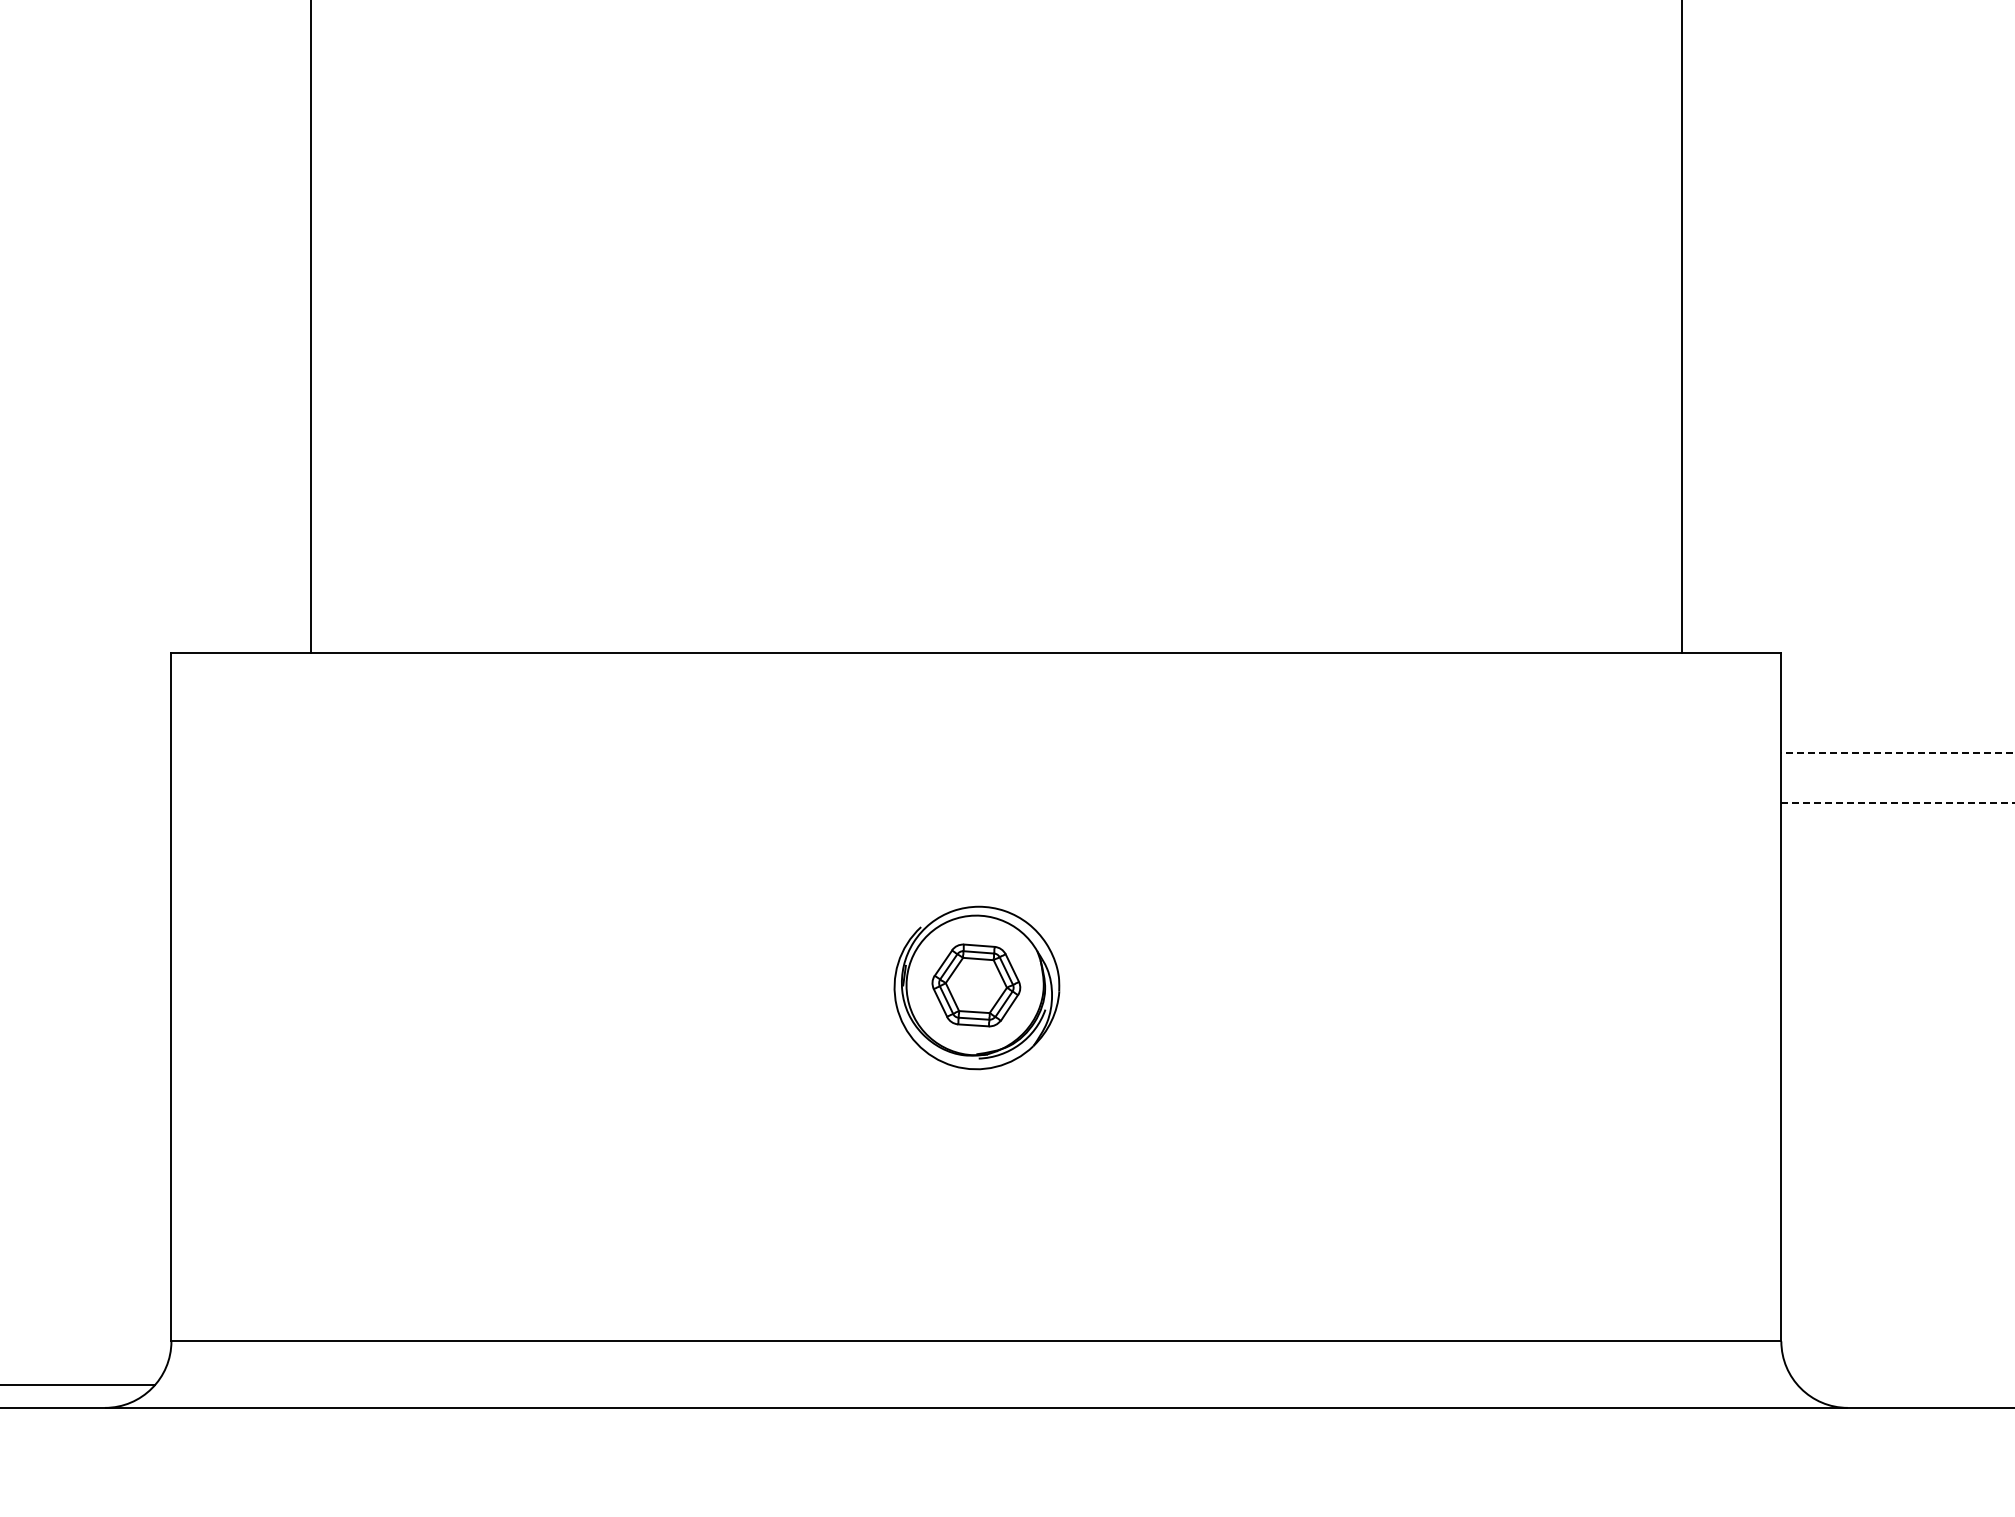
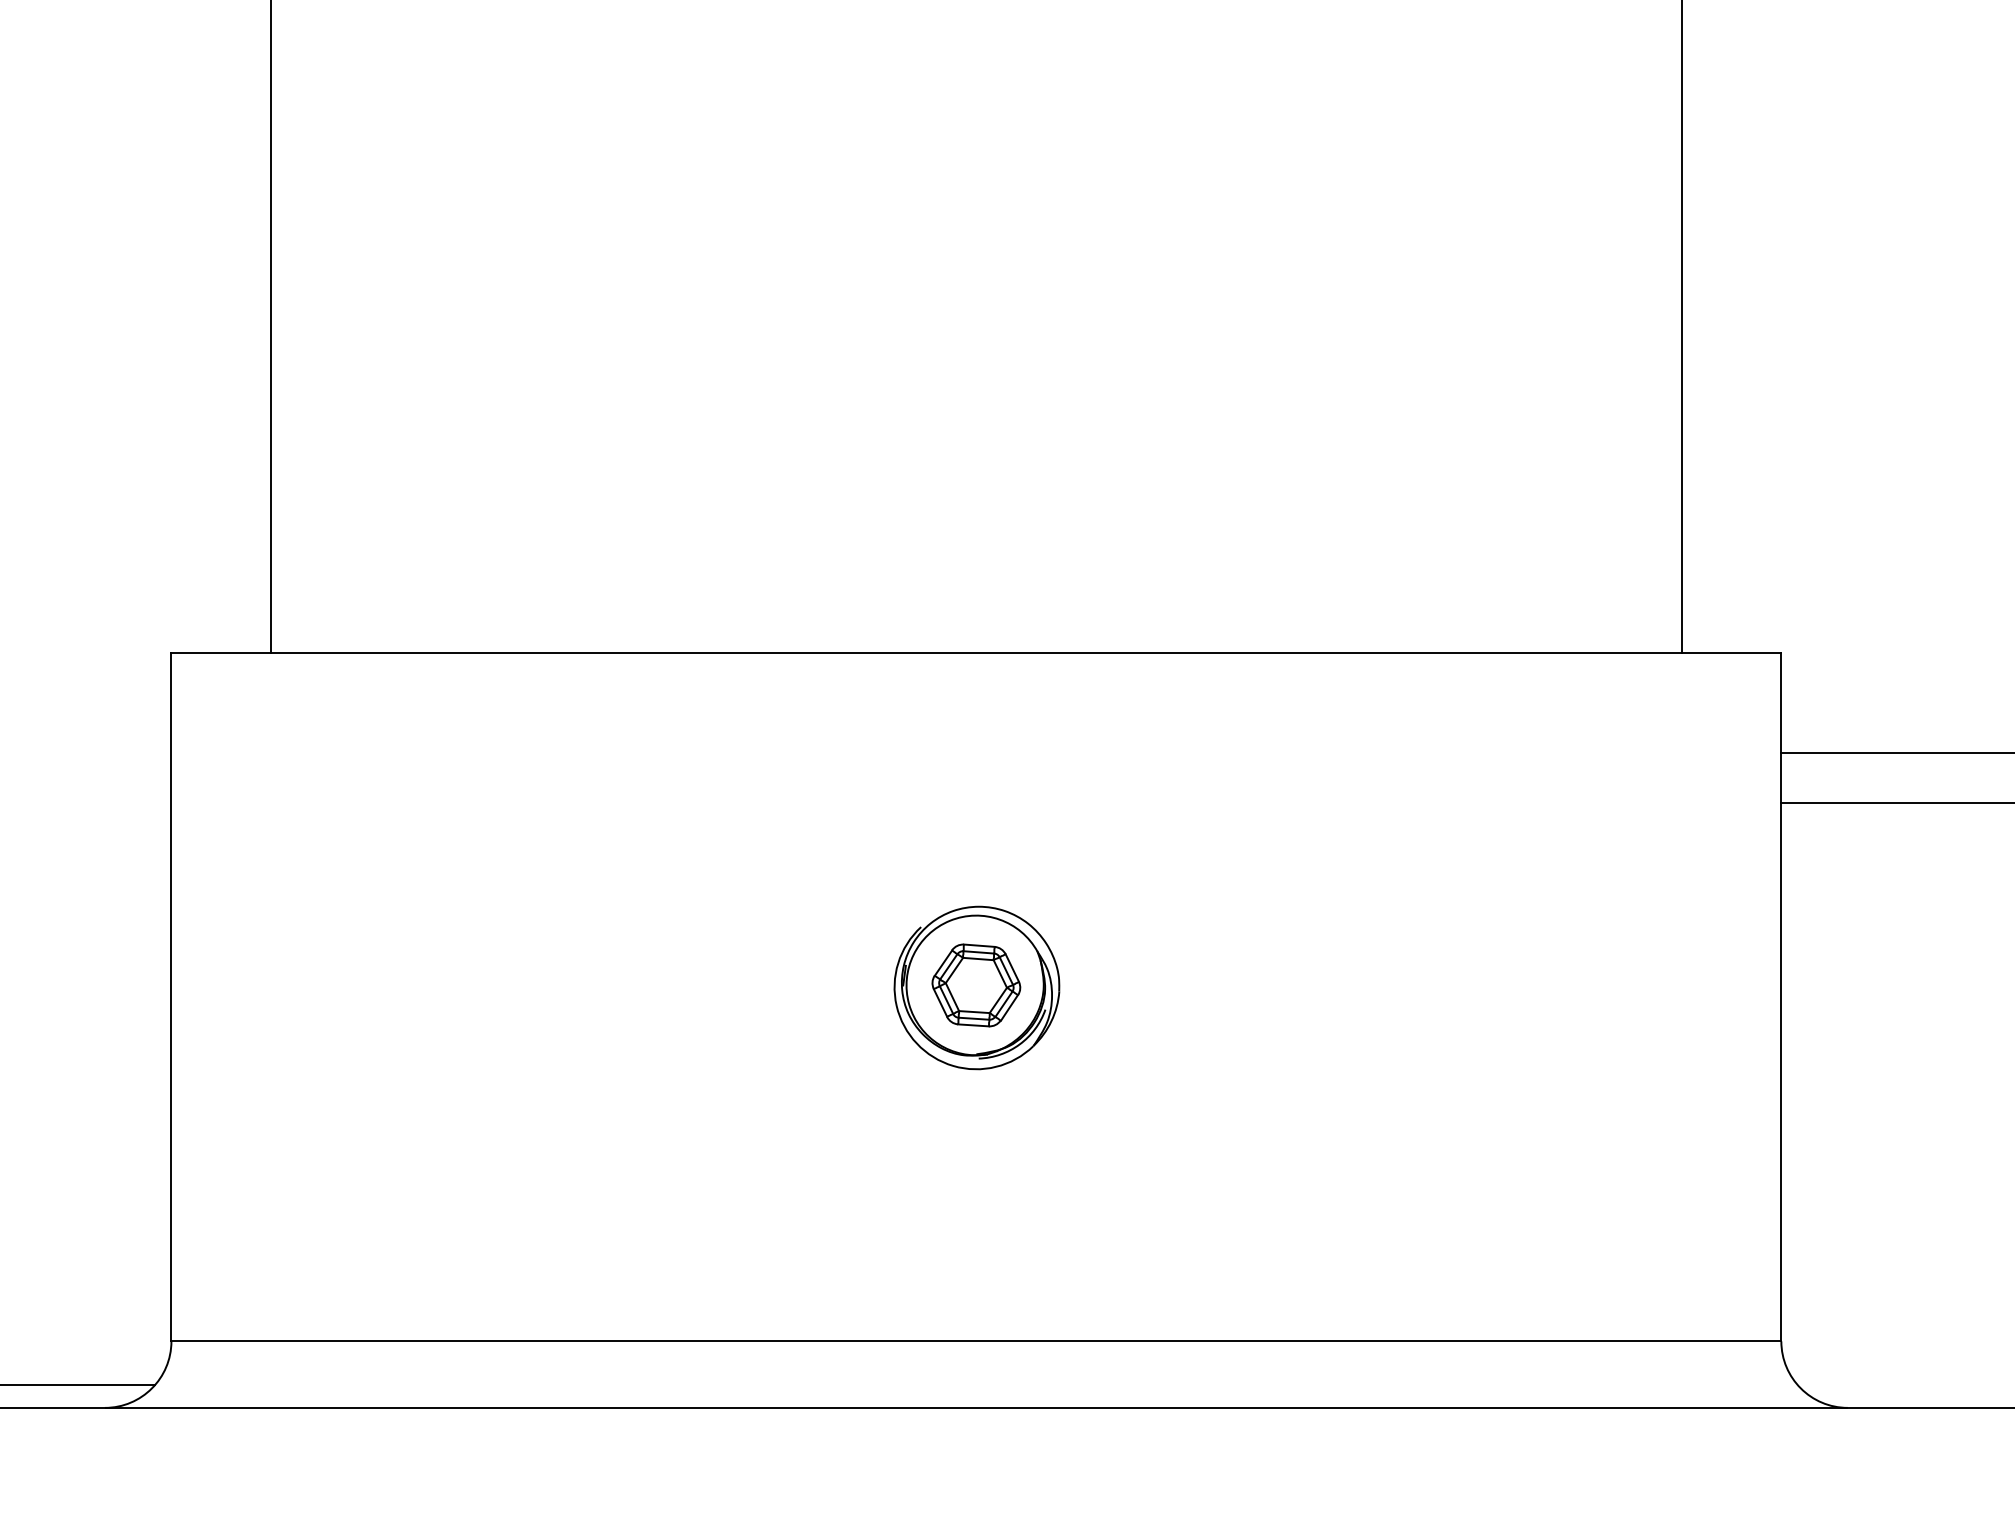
line position: (311, 327) -> (271, 327) (271, 327)
line: dashed -> solid (1897, 752)
line: dashed -> solid (1897, 802)
